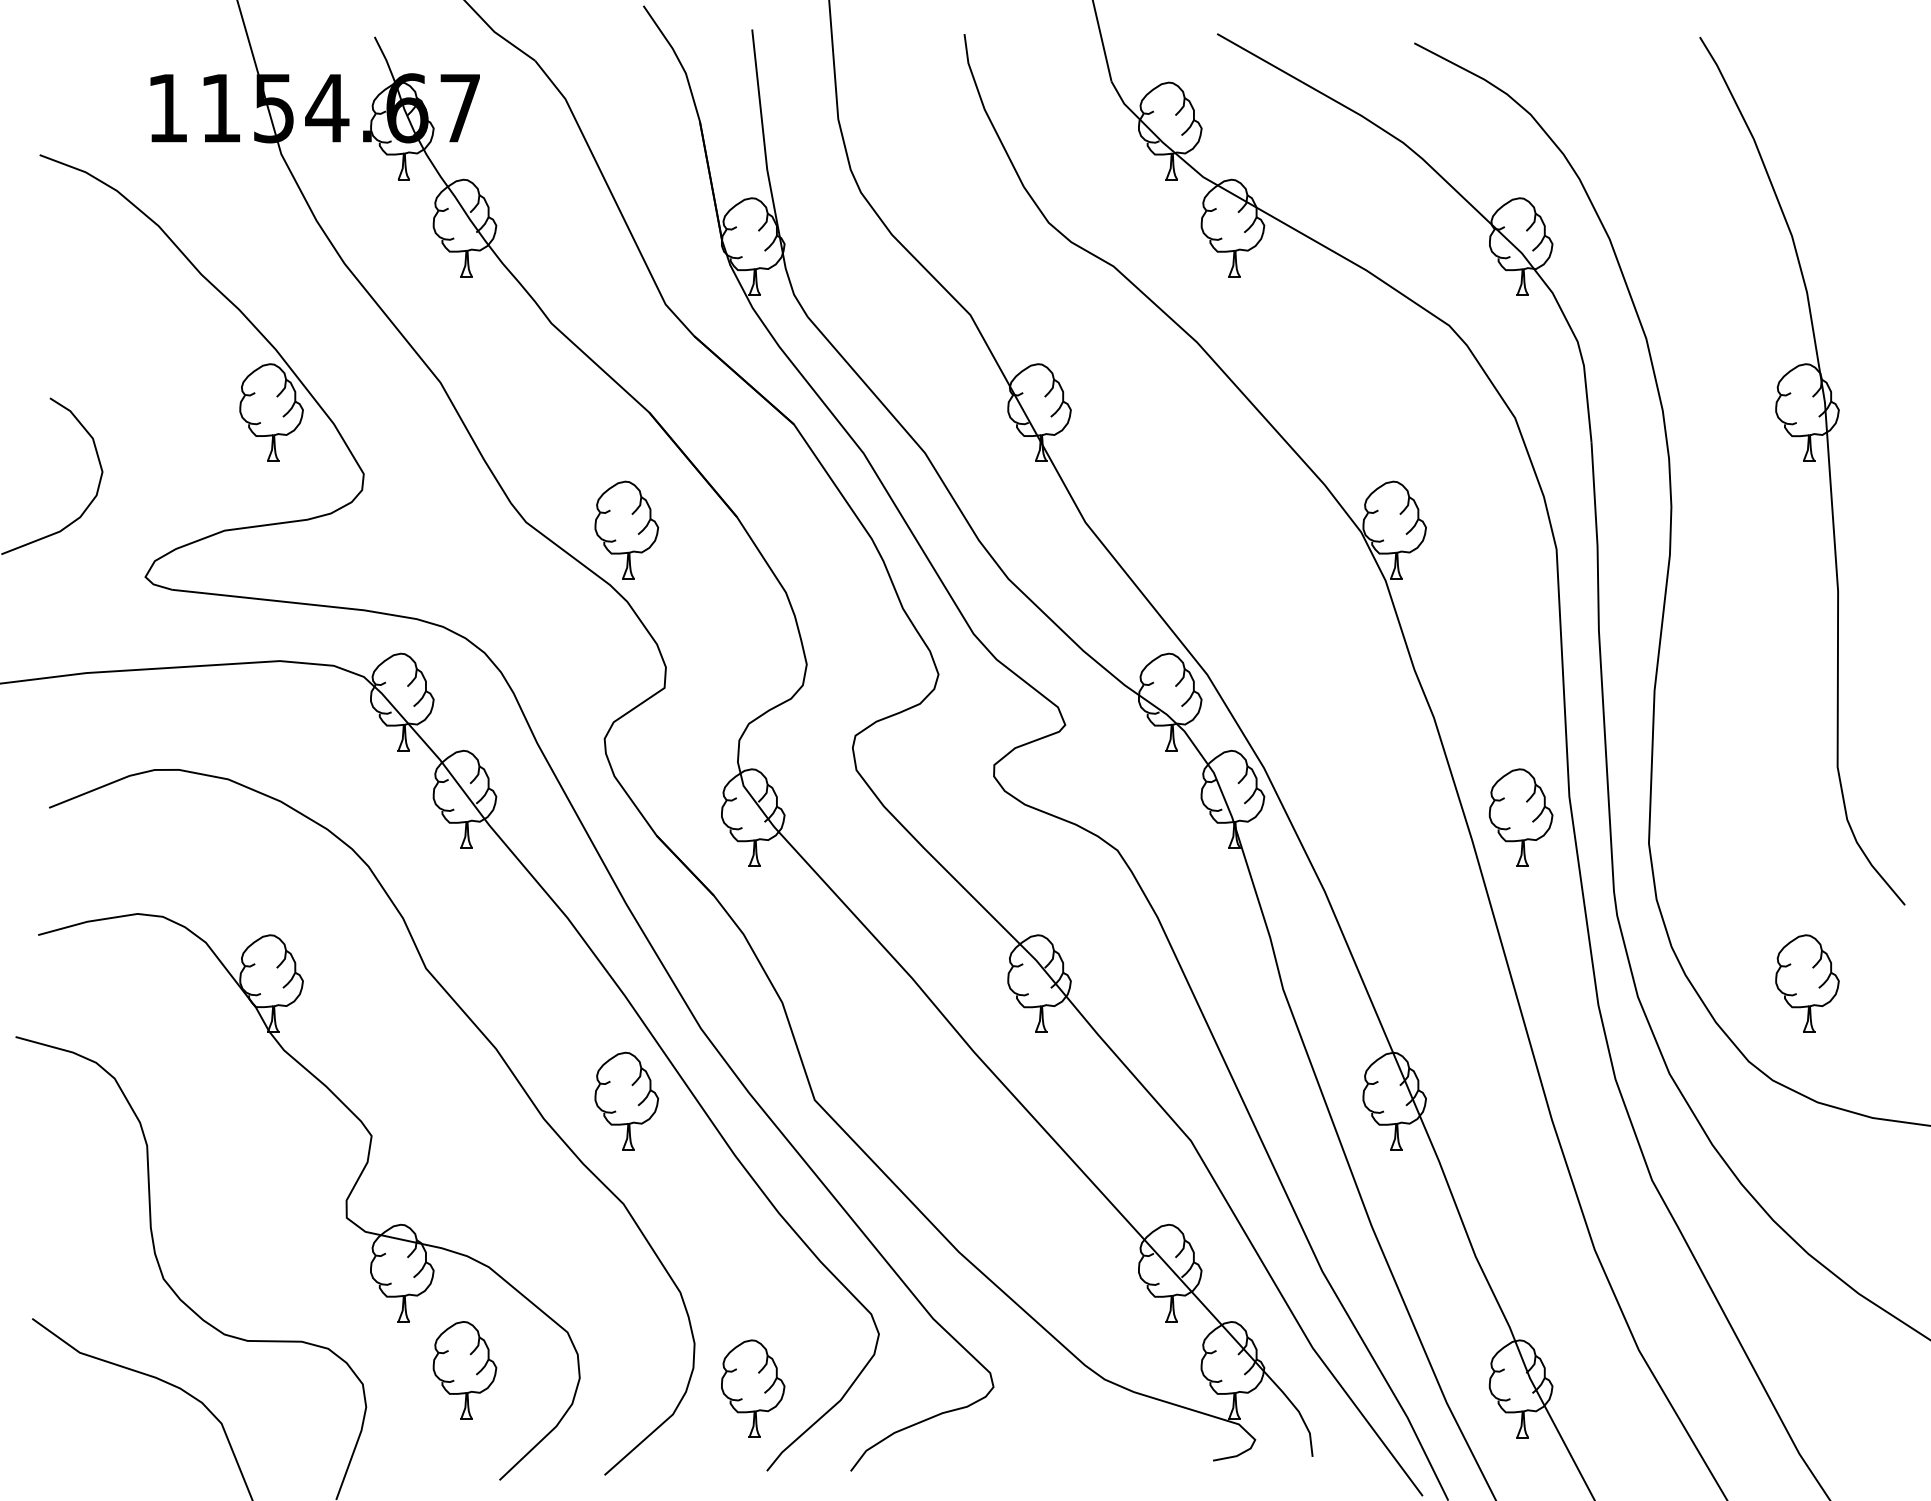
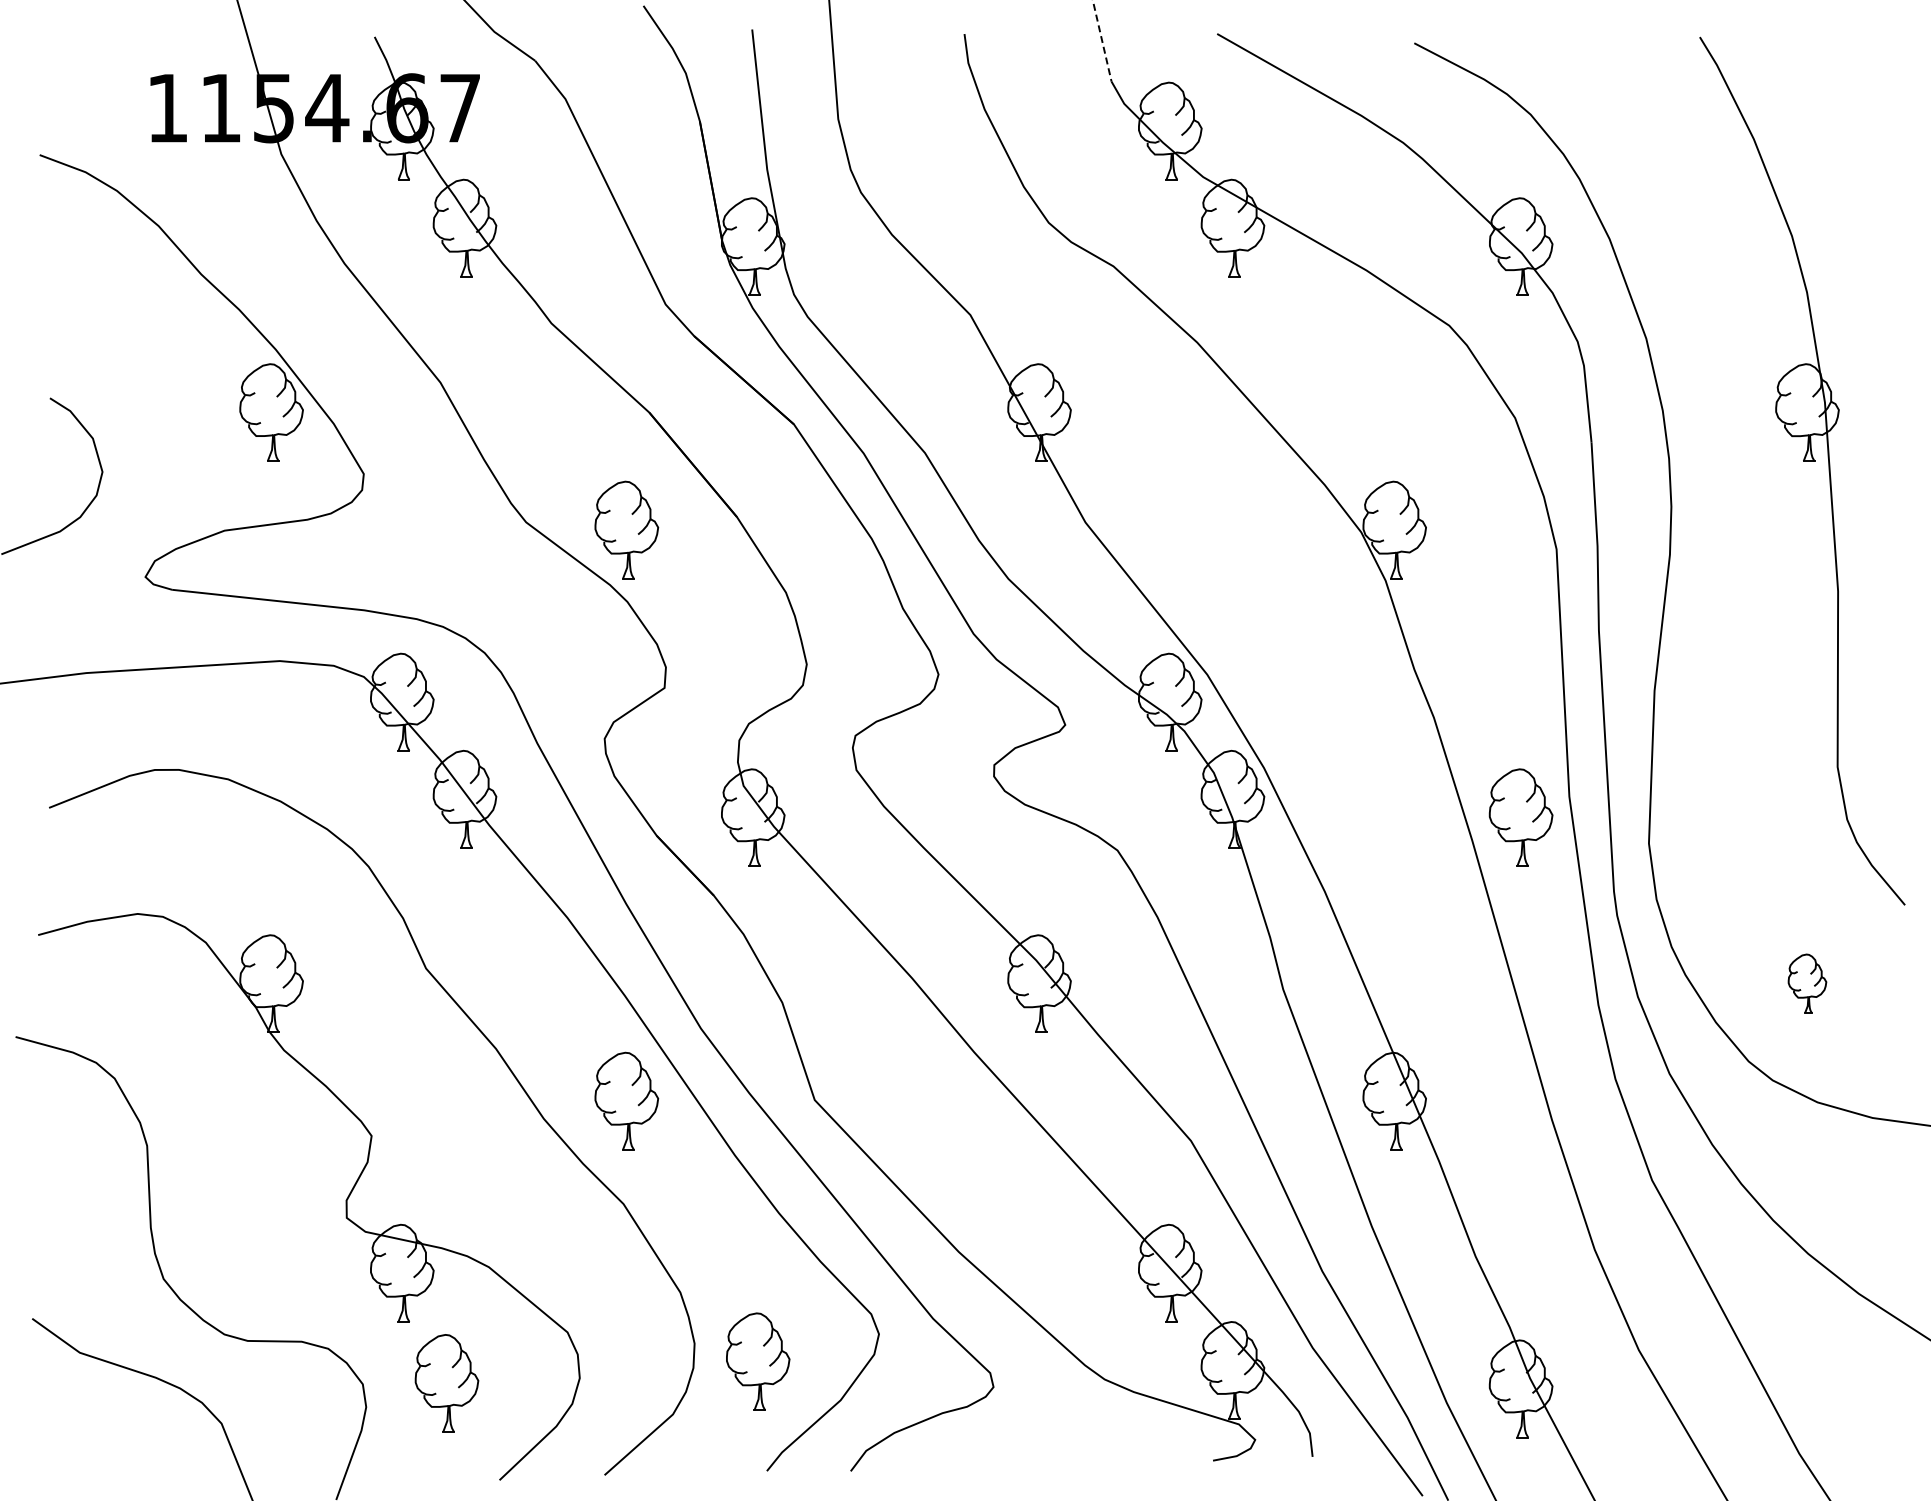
line: solid -> dashed (1102, 40)
part size: 65x99 px -> 41x61 px (1807, 983)
part position: (464, 1370) -> (446, 1383) (446, 1383)
part position: (753, 1388) -> (758, 1361) (758, 1361)
